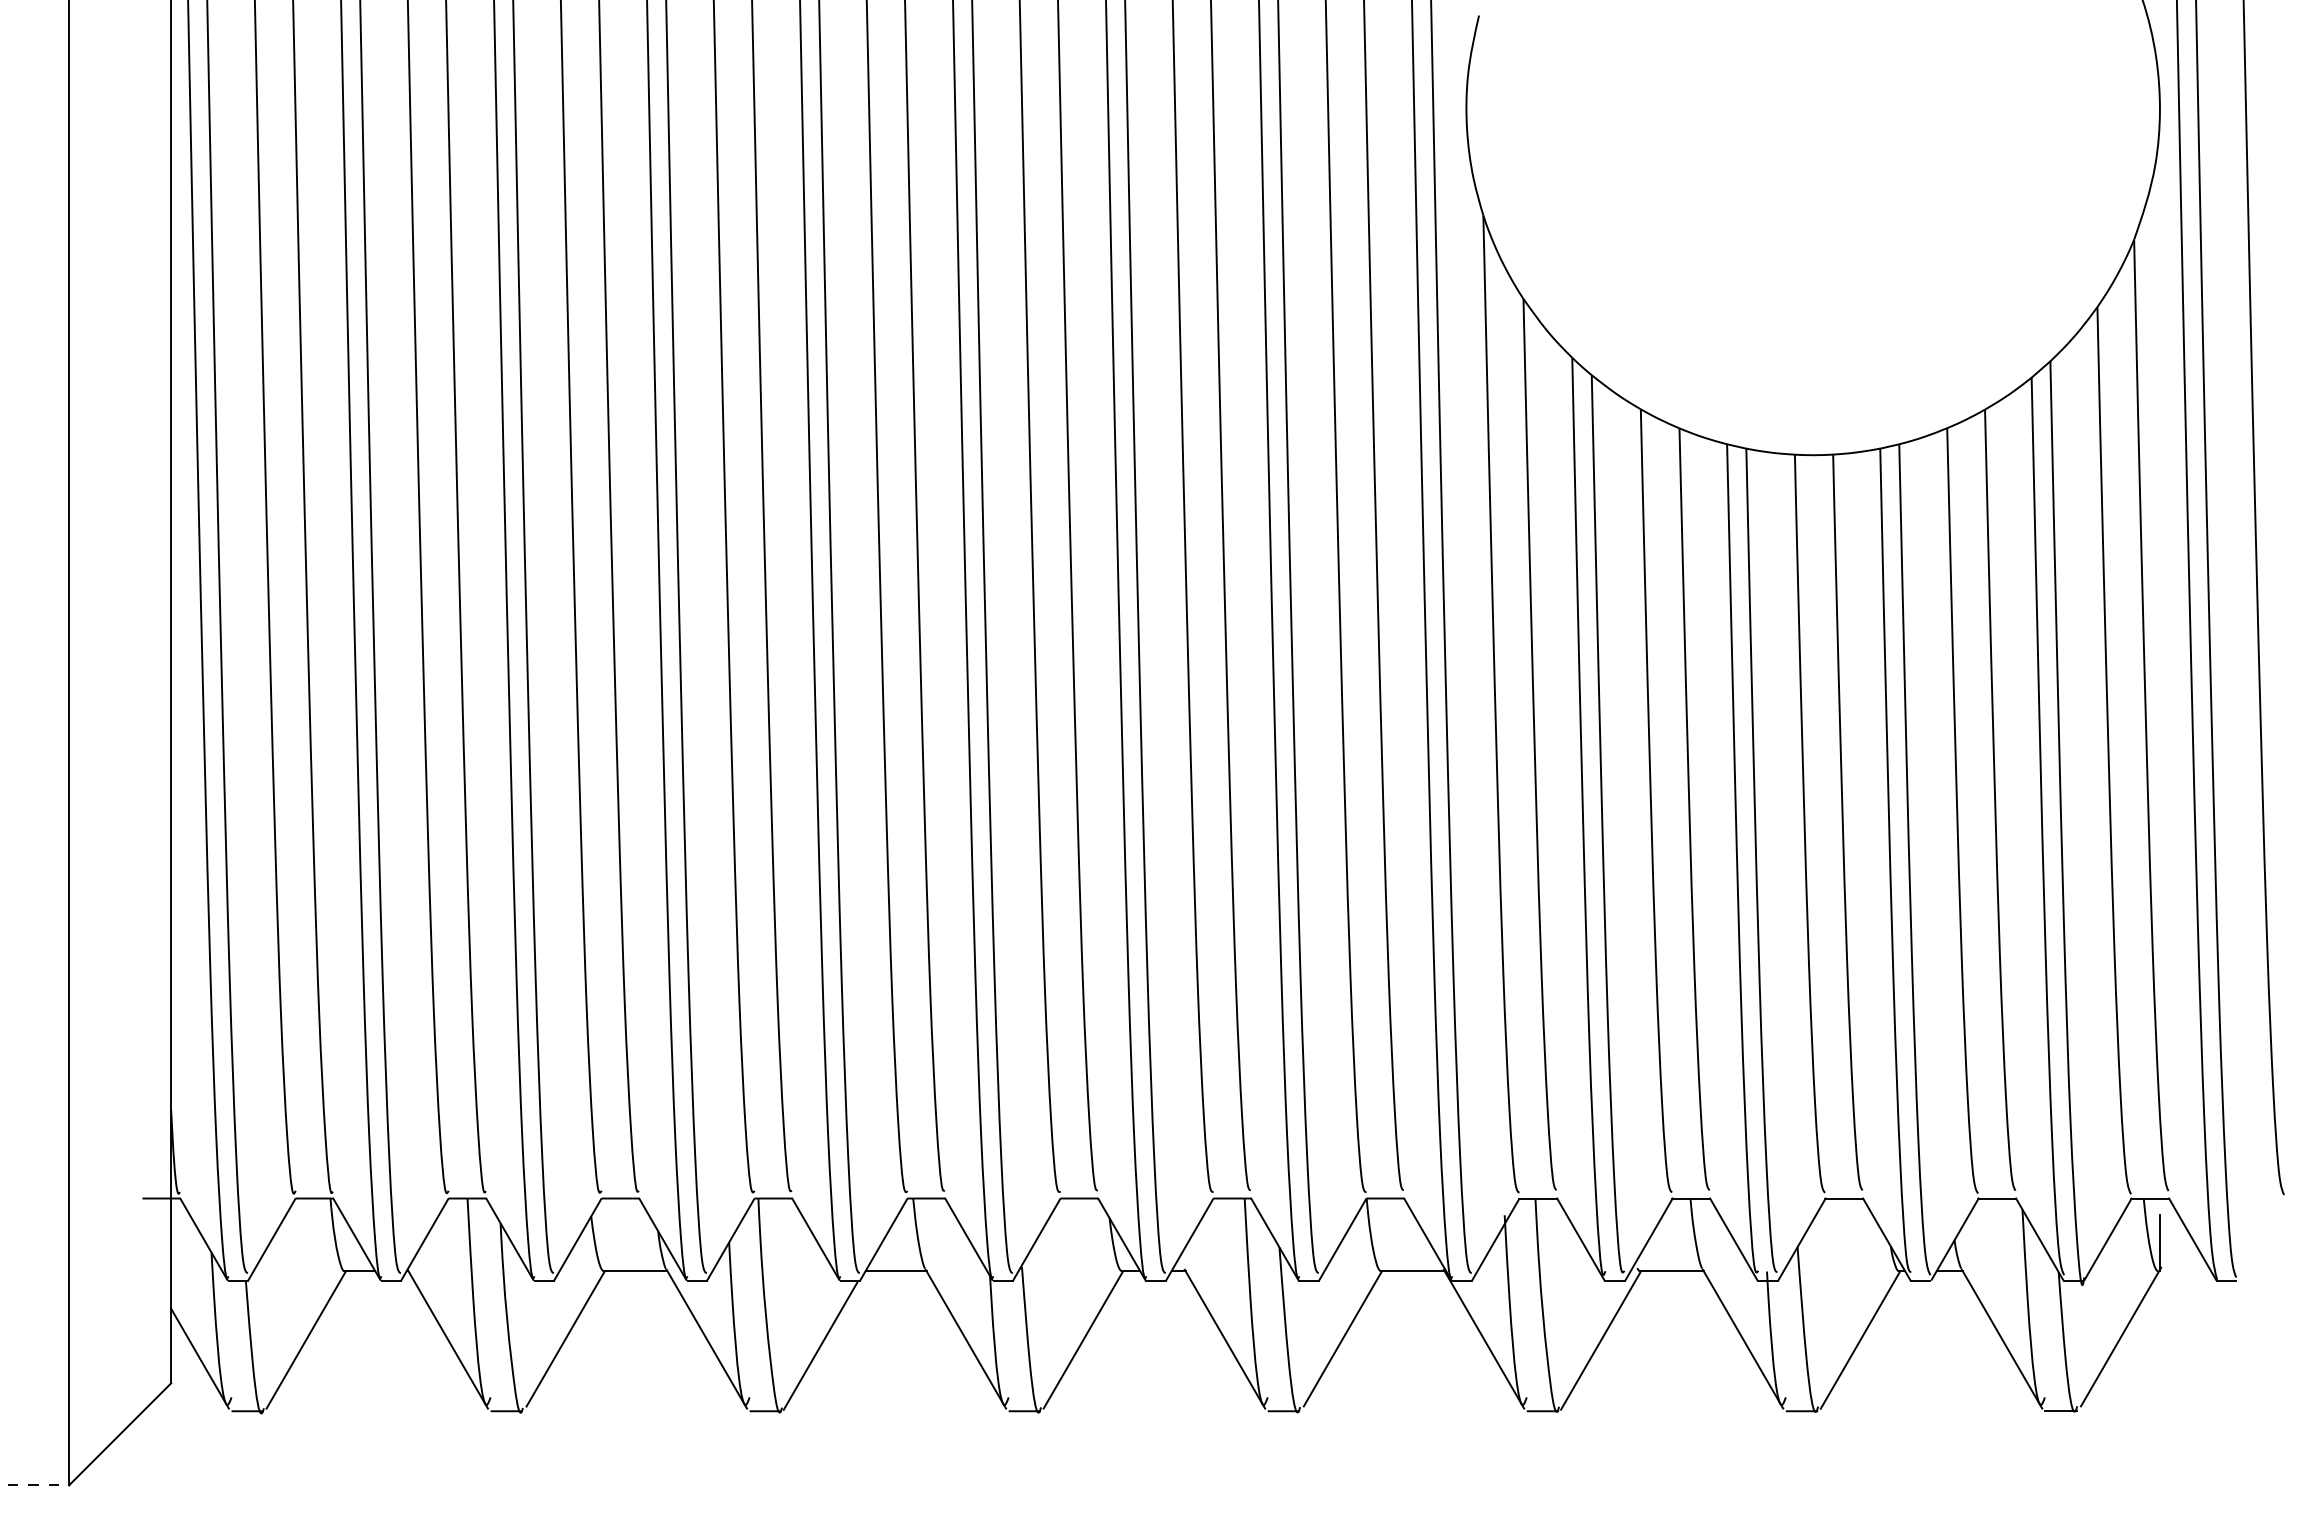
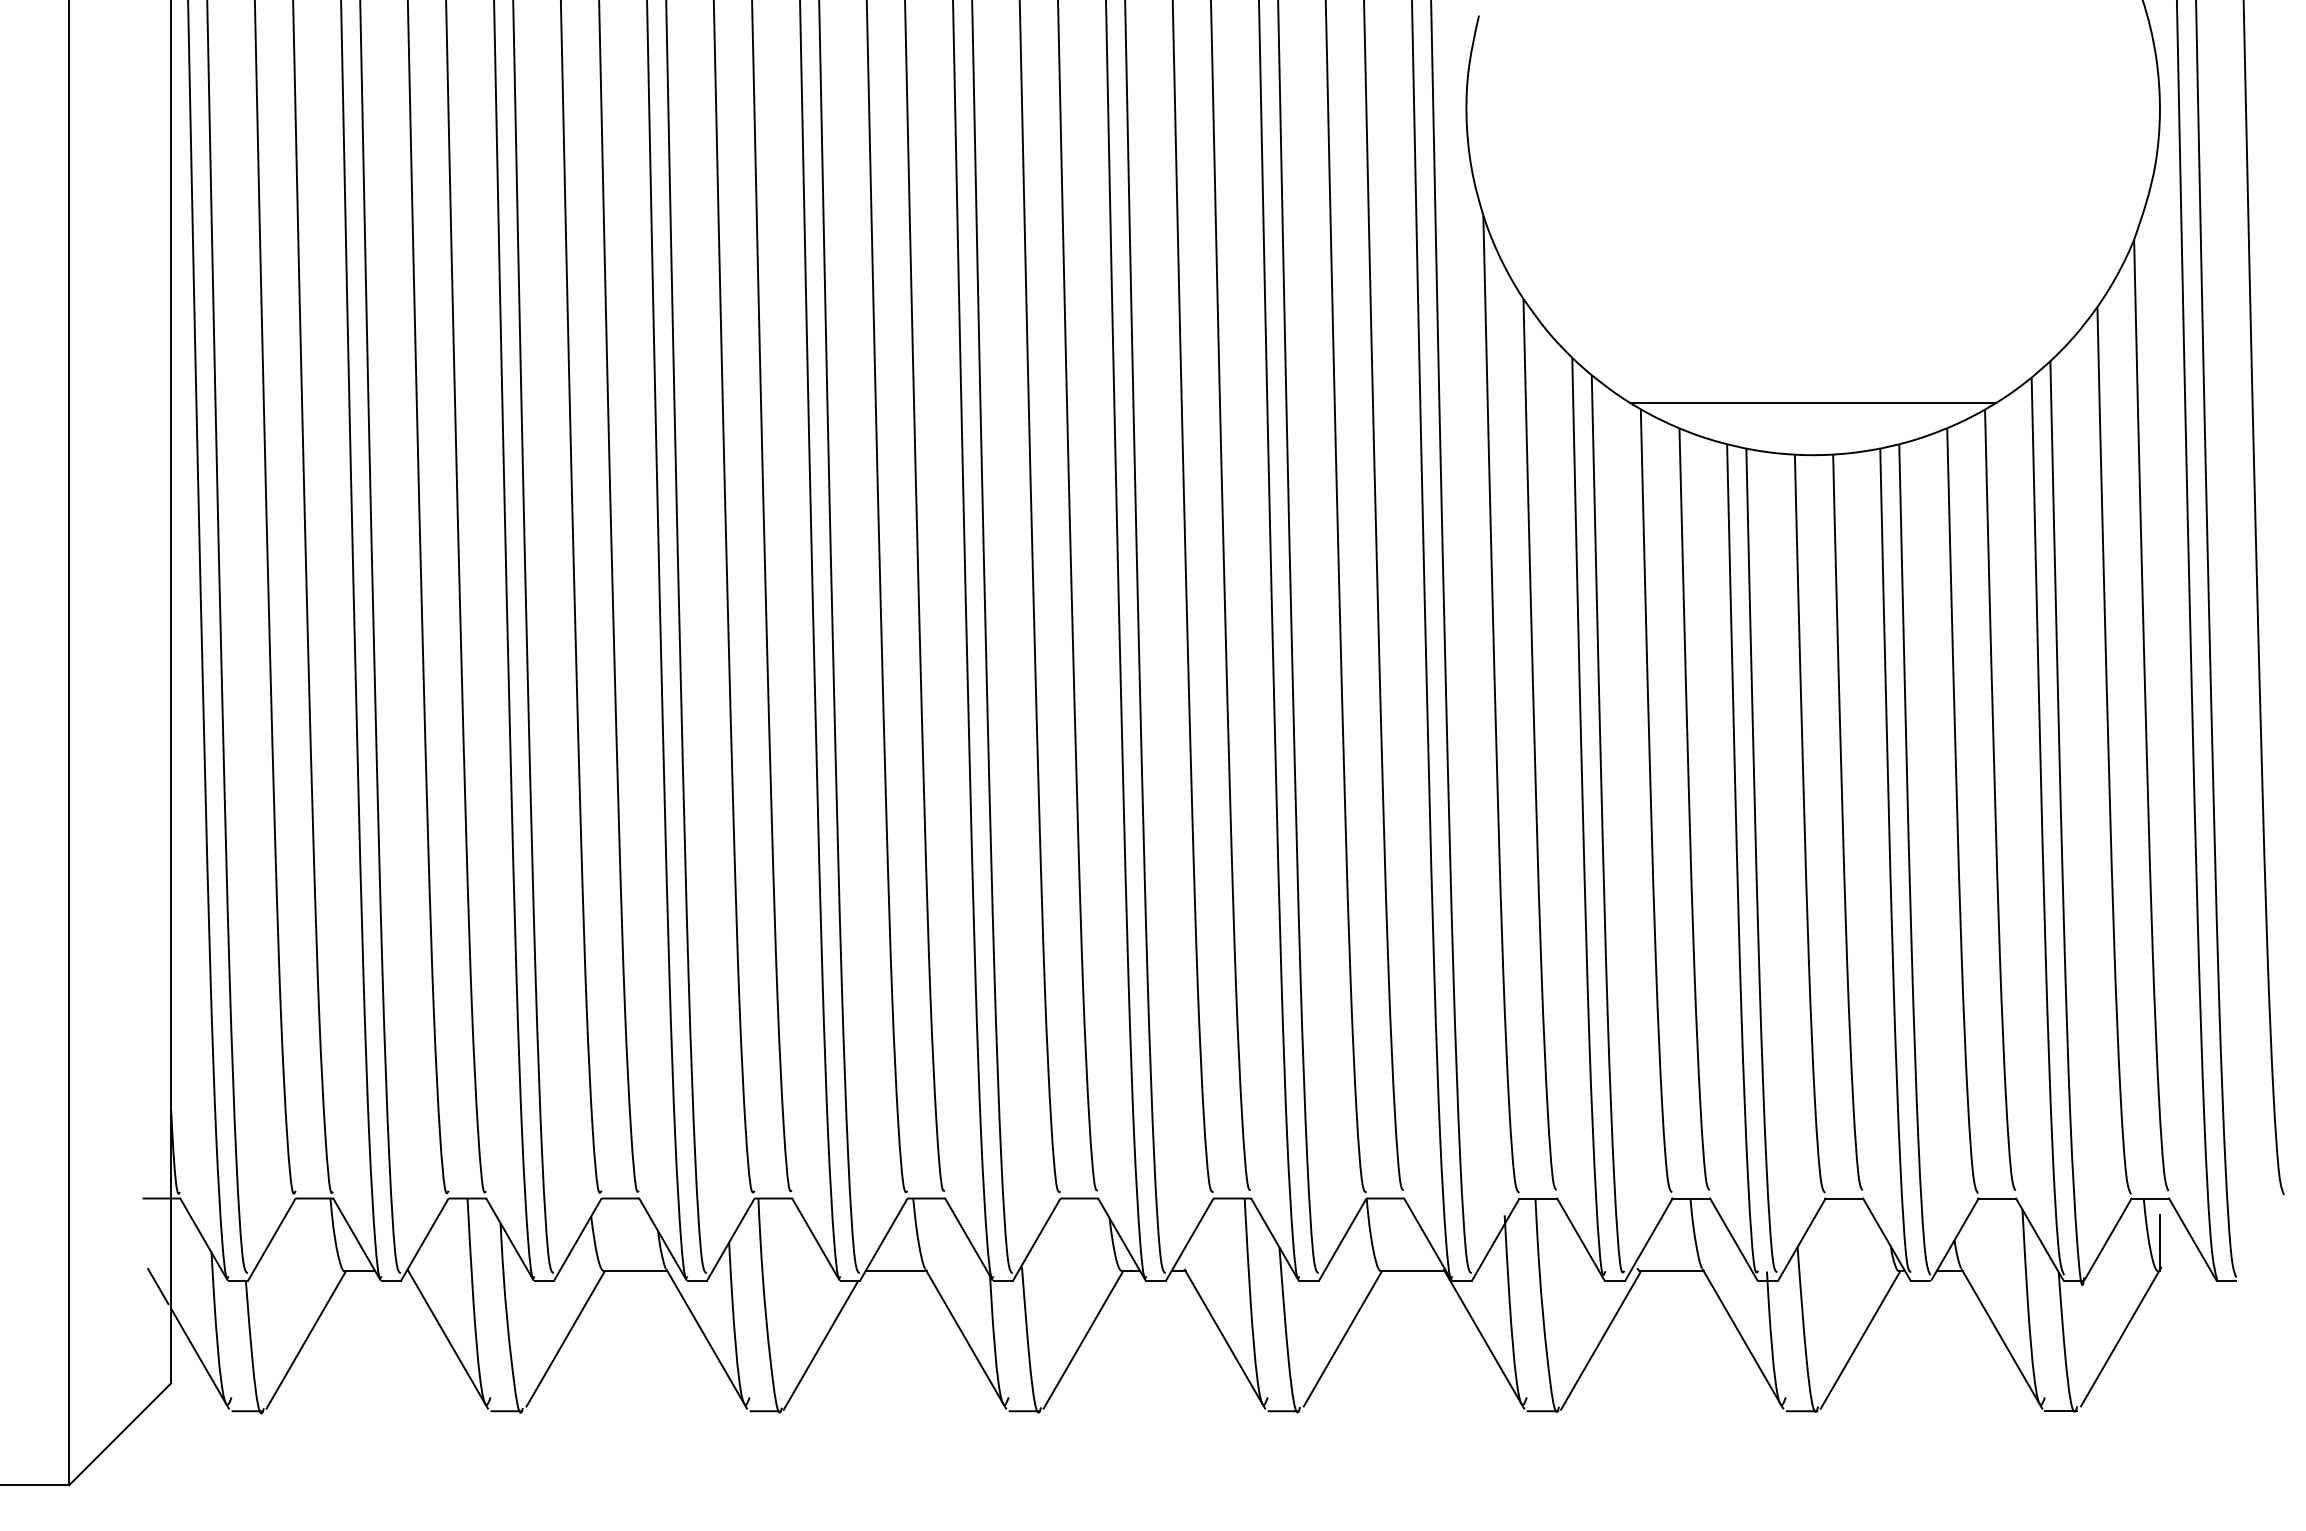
line: none -> present (1813, 402)
line: none -> present (158, 1286)
line: dashed -> solid (35, 1485)
